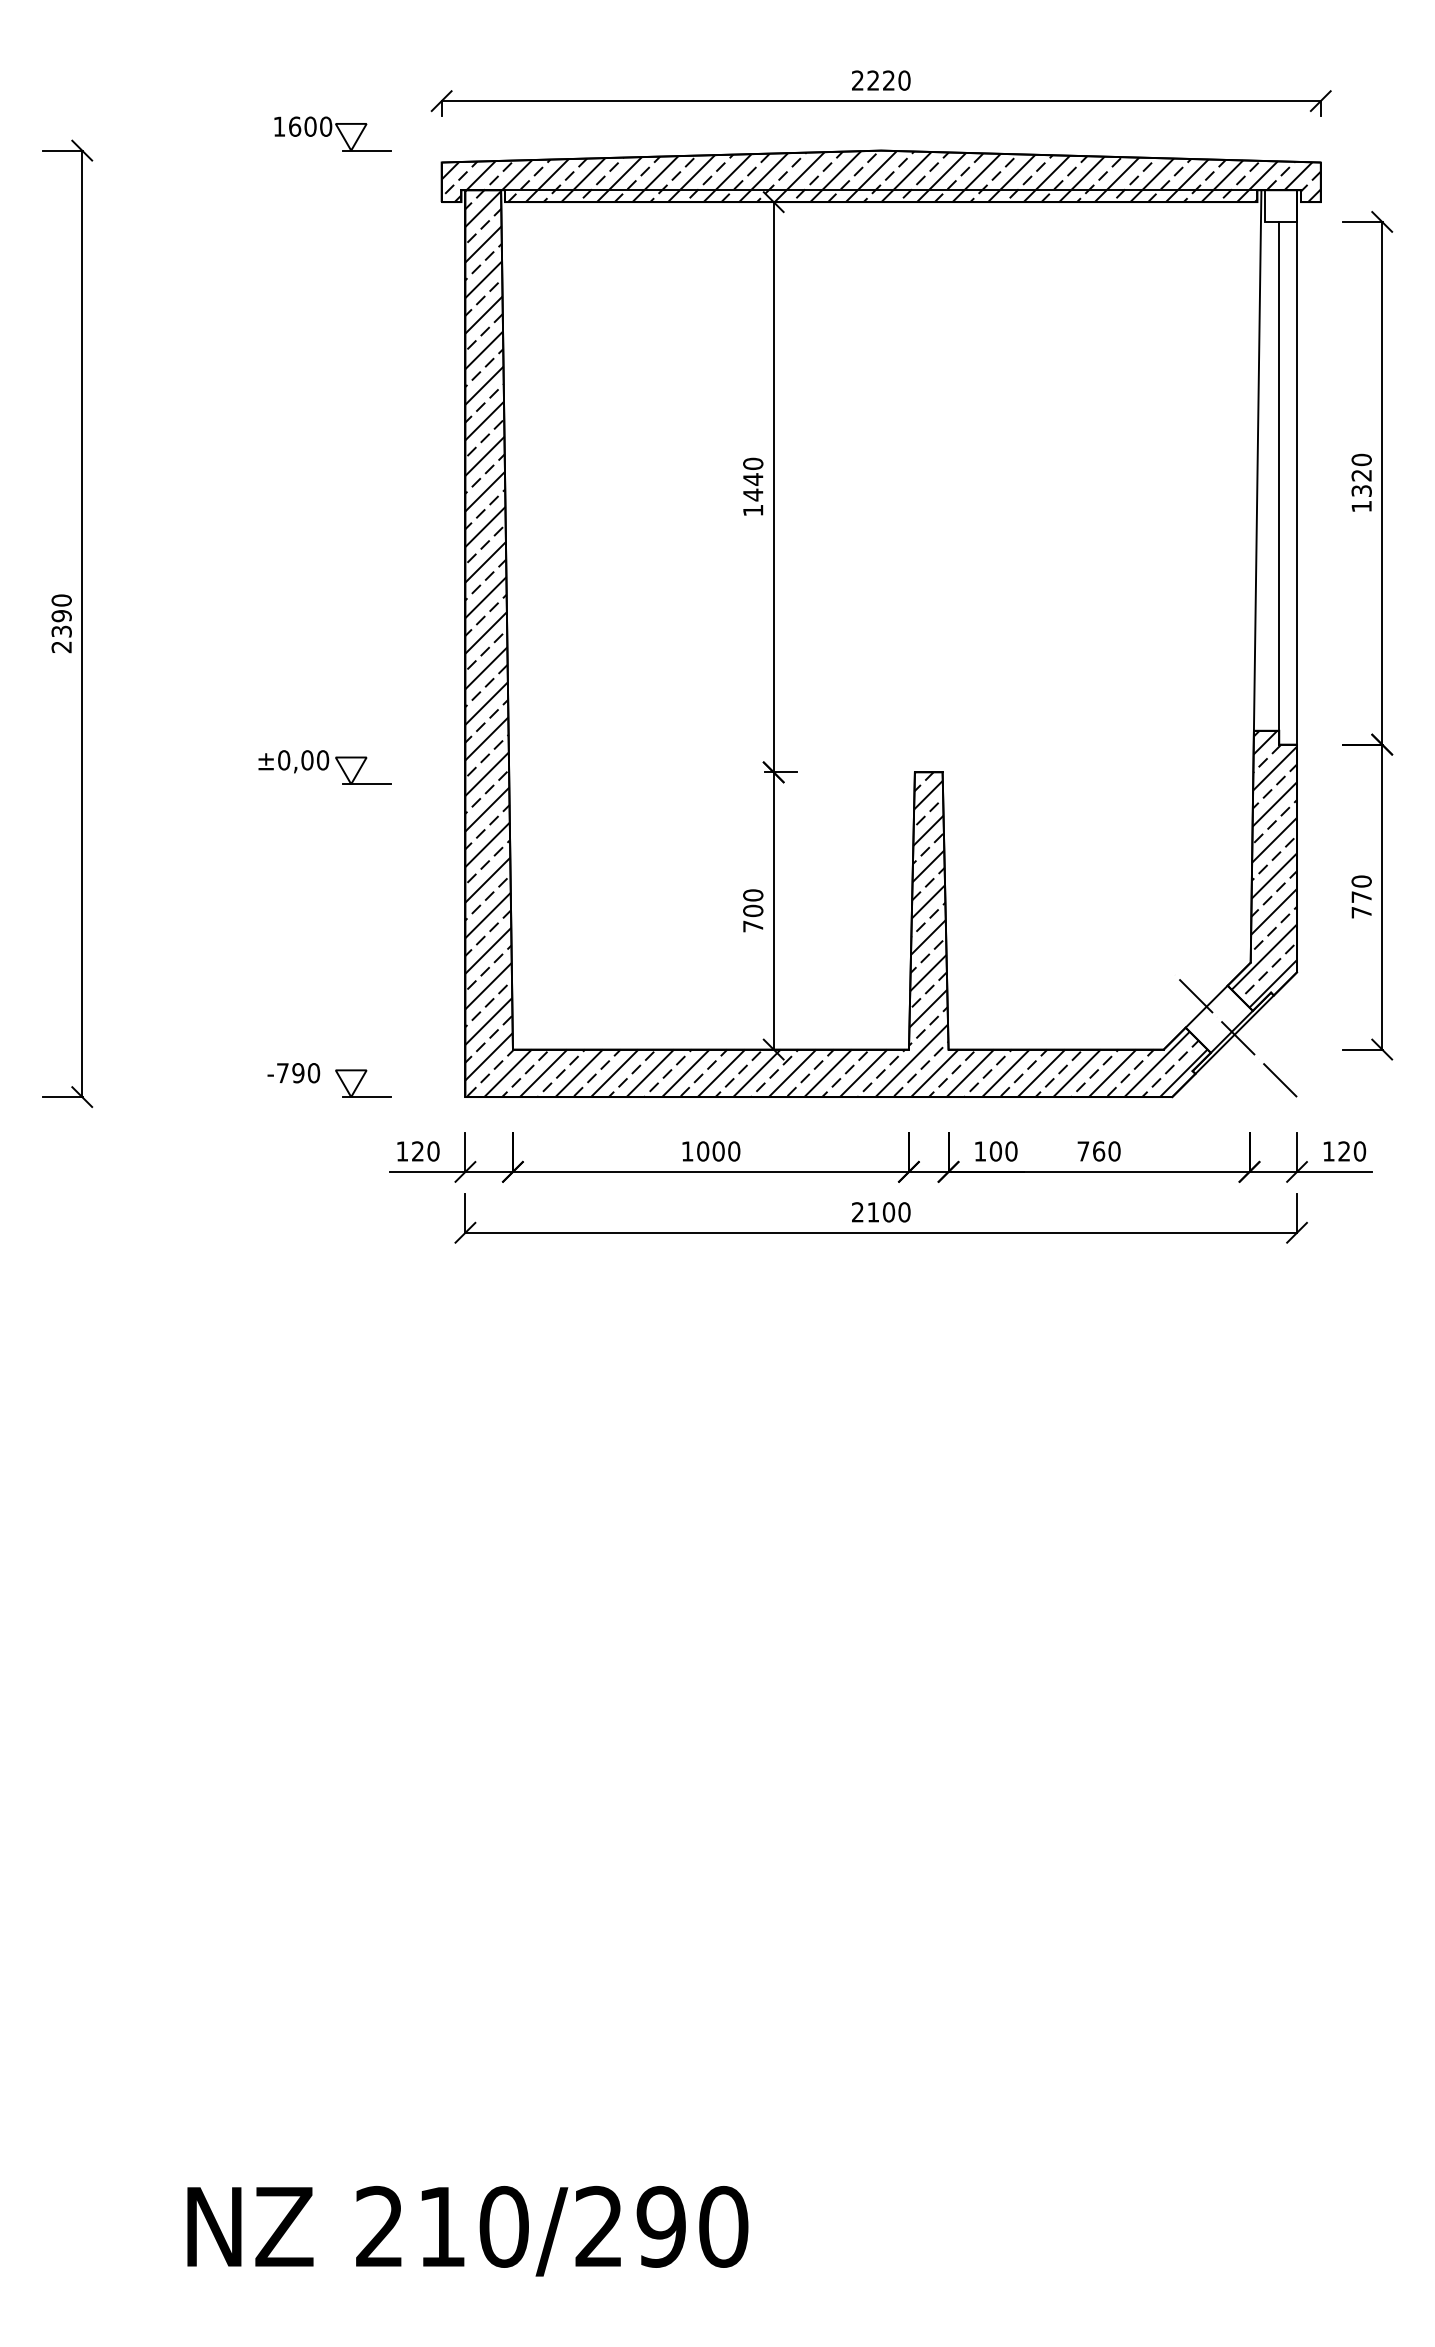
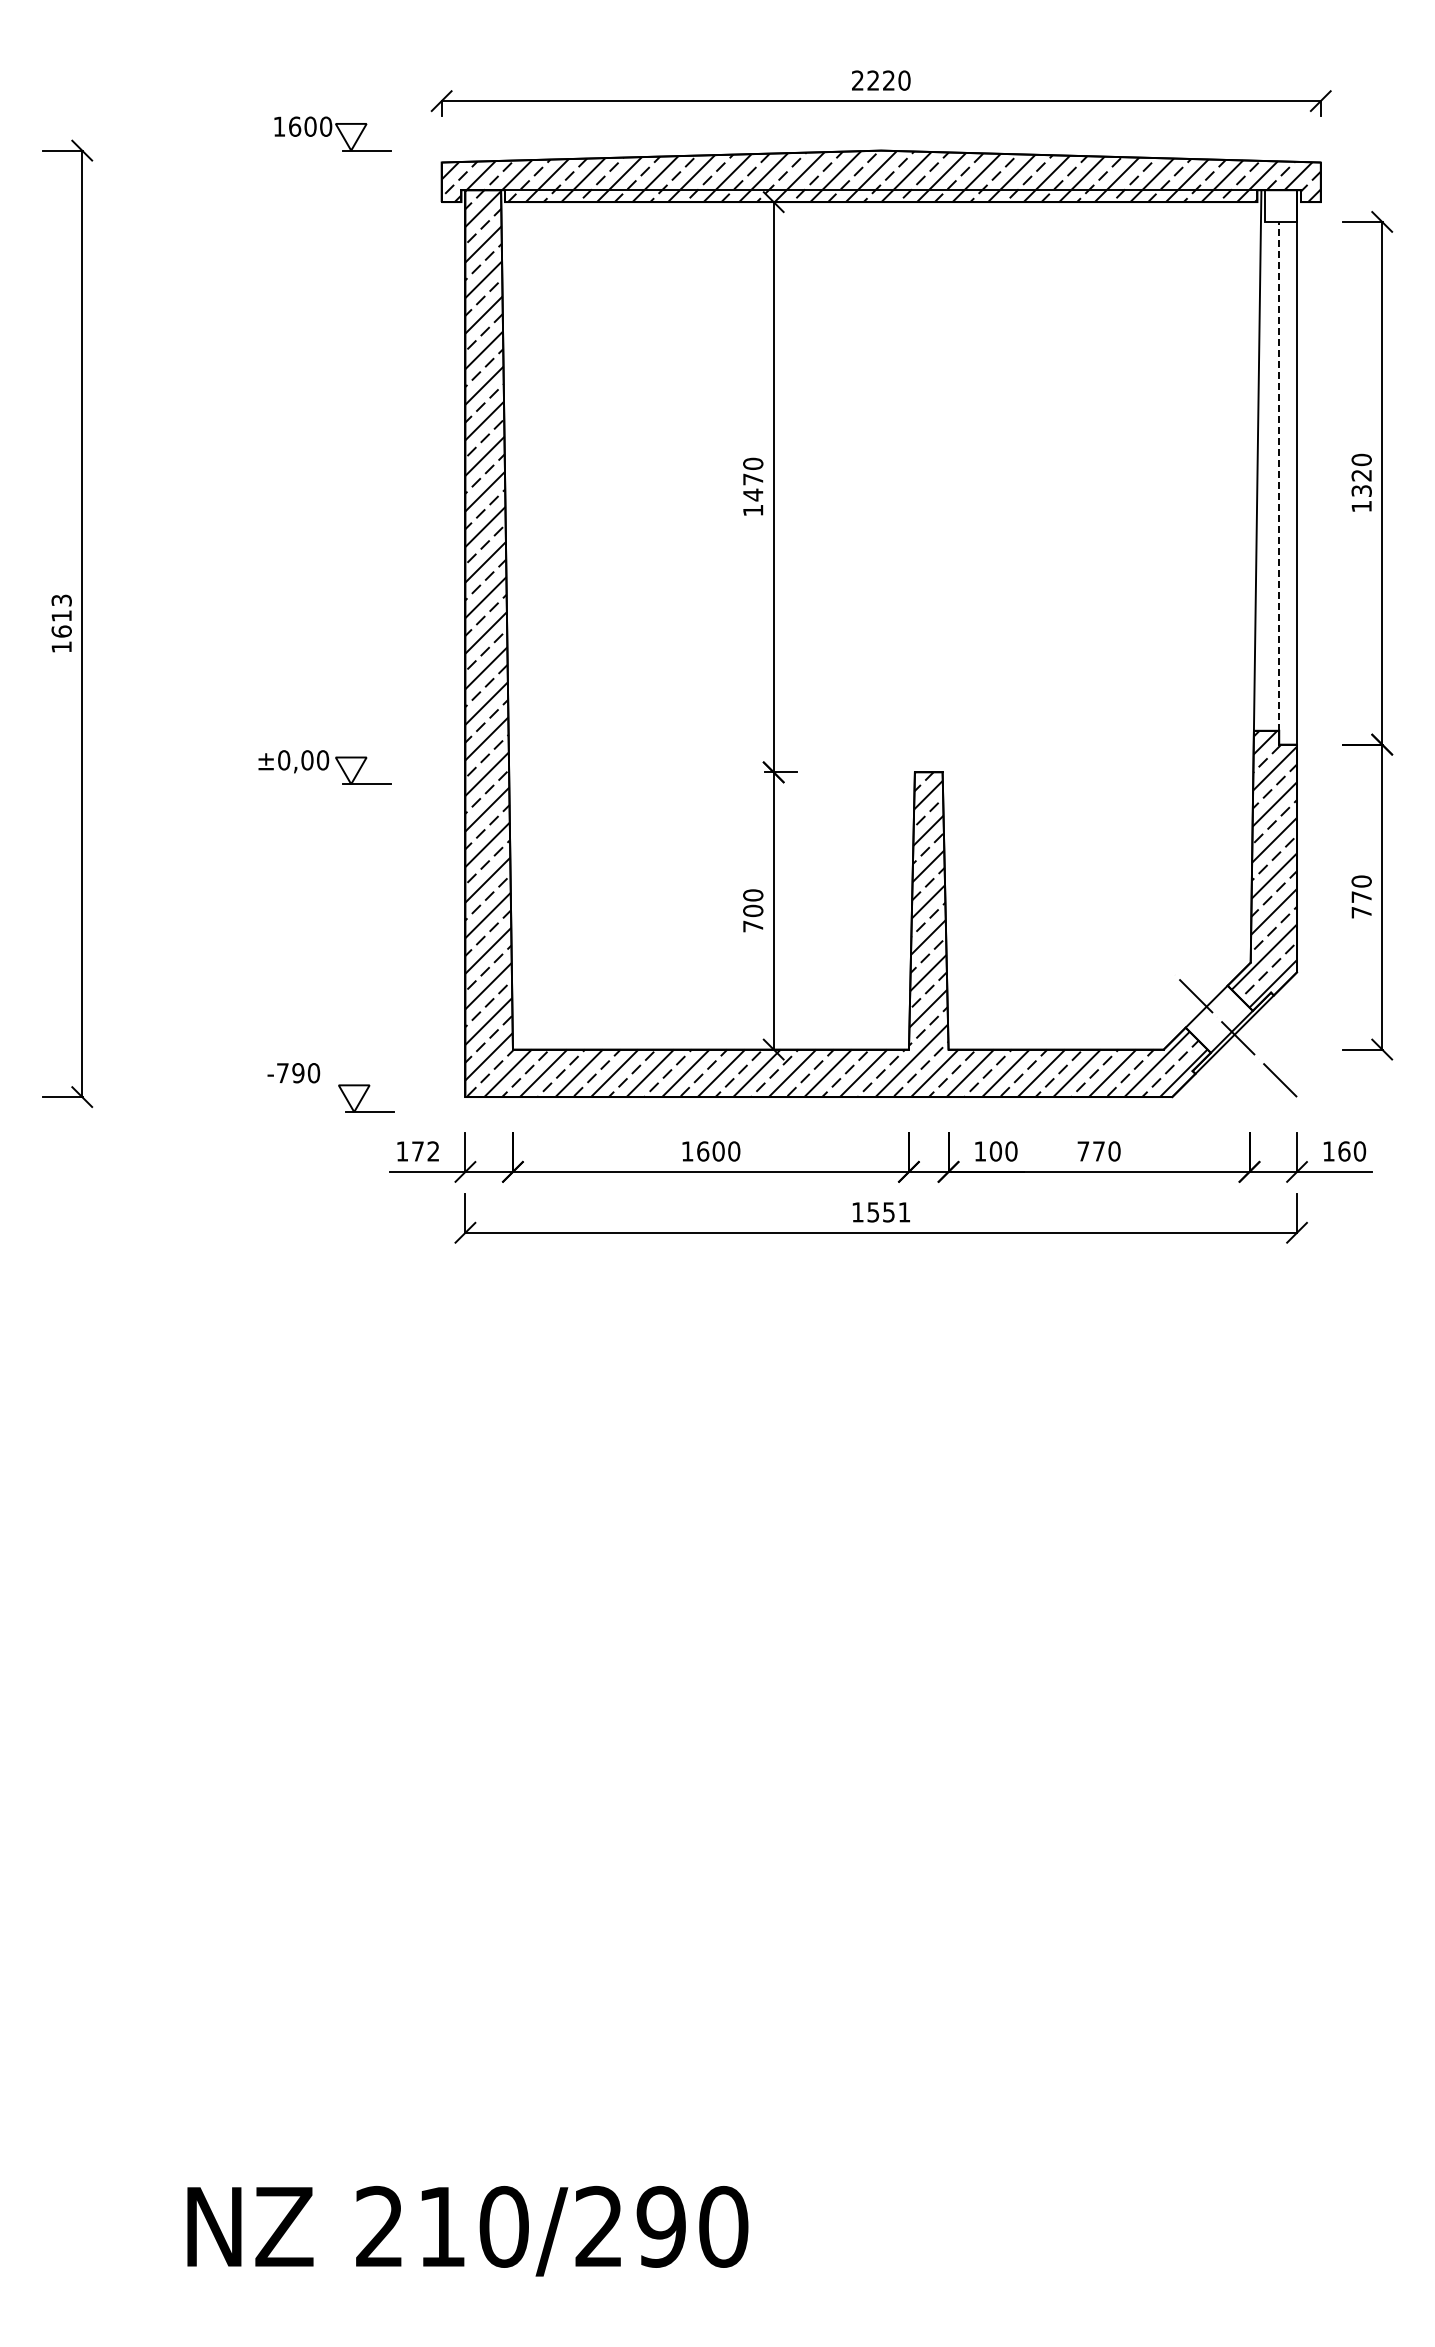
line: solid -> dashed (1279, 475)
text: 1440 -> 1470 (753, 479)
text: 2390 -> 1613 (61, 623)
part position: (363, 1083) -> (366, 1098) (366, 1098)
text: 120 -> 172 (425, 1151)
text: 1000 -> 1600 (703, 1151)
text: 760 -> 770 (1099, 1151)
text: 120 -> 160 (1344, 1151)
text: 2100 -> 1551 (881, 1212)
